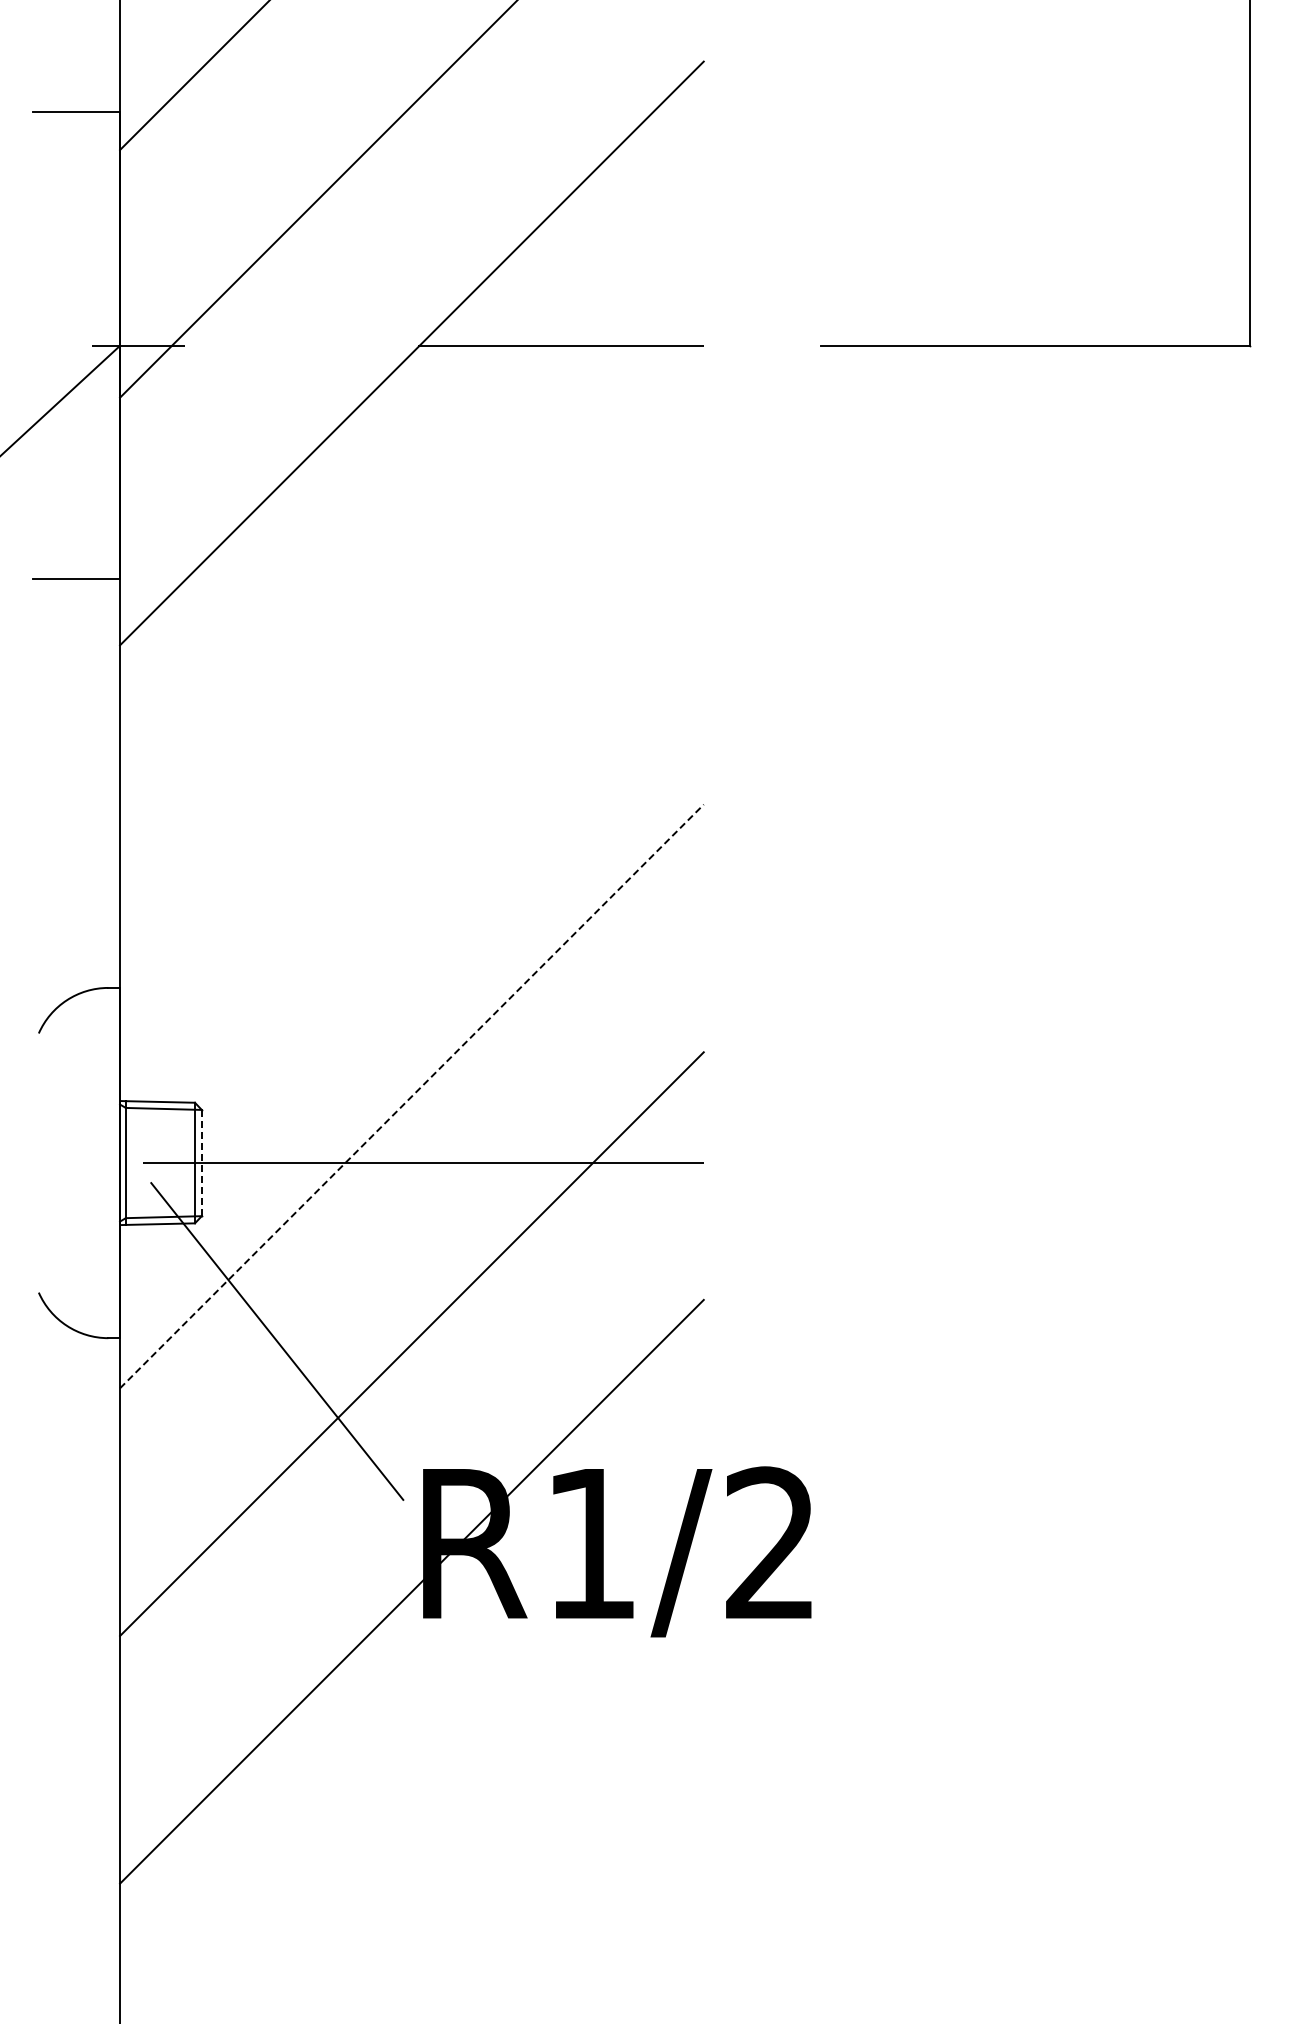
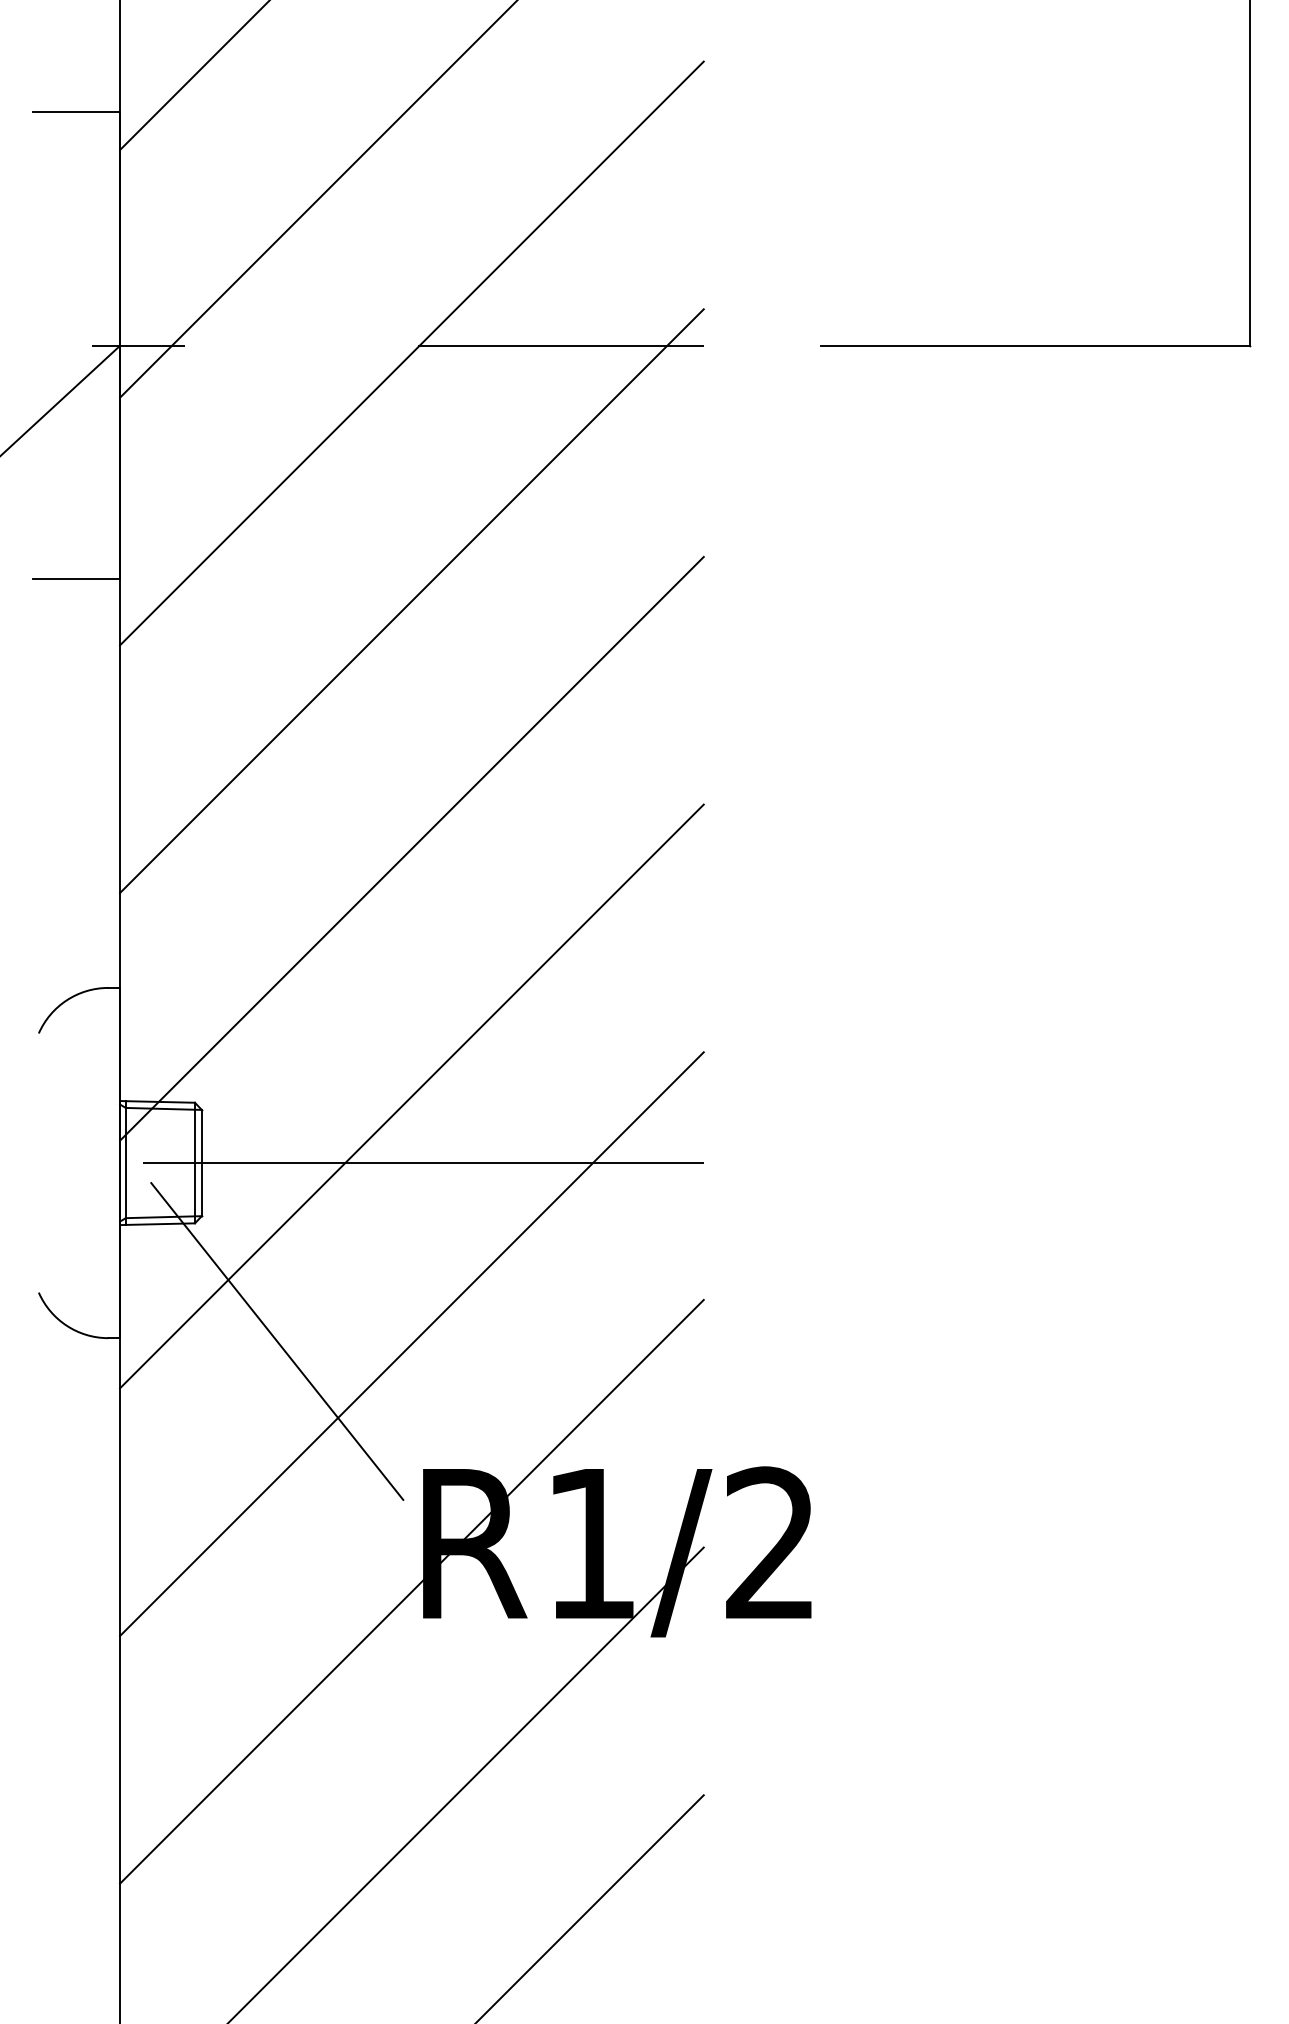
line: none -> present (411, 601)
line: none -> present (411, 848)
line: dashed -> solid (411, 1096)
line: dashed -> solid (201, 1162)
line: none -> present (466, 1783)
line: none -> present (590, 1907)
